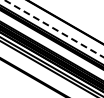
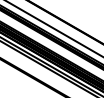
line: dashed -> solid (54, 28)
